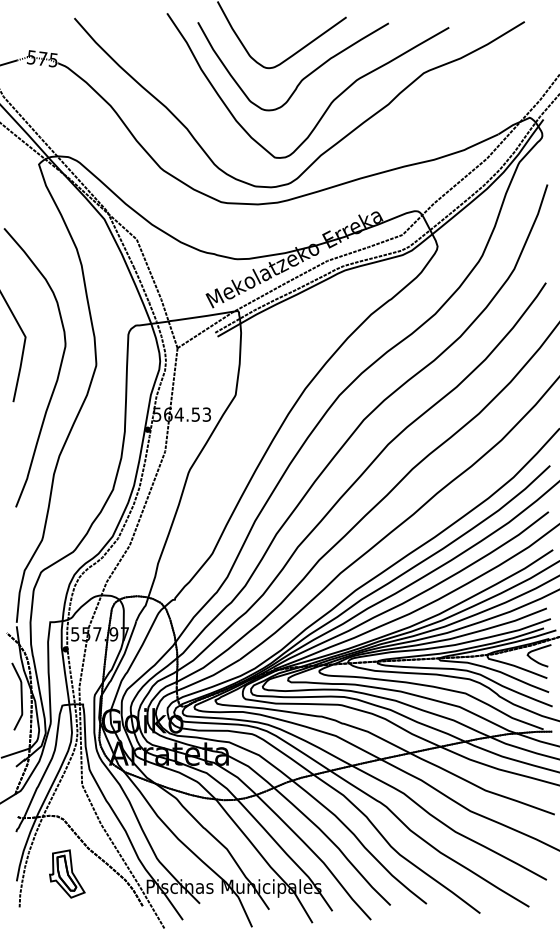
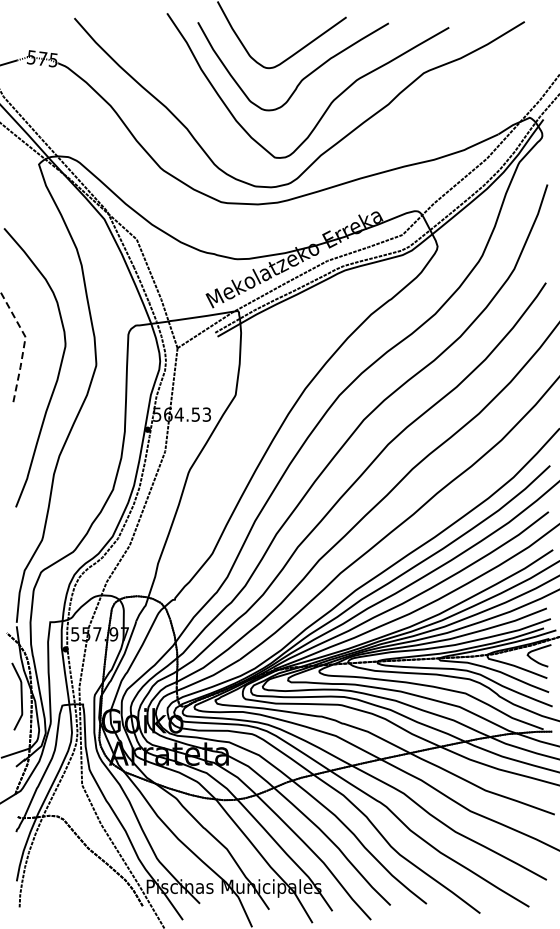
line: solid -> dashed (24, 344)
part: present -> none (67, 873)
